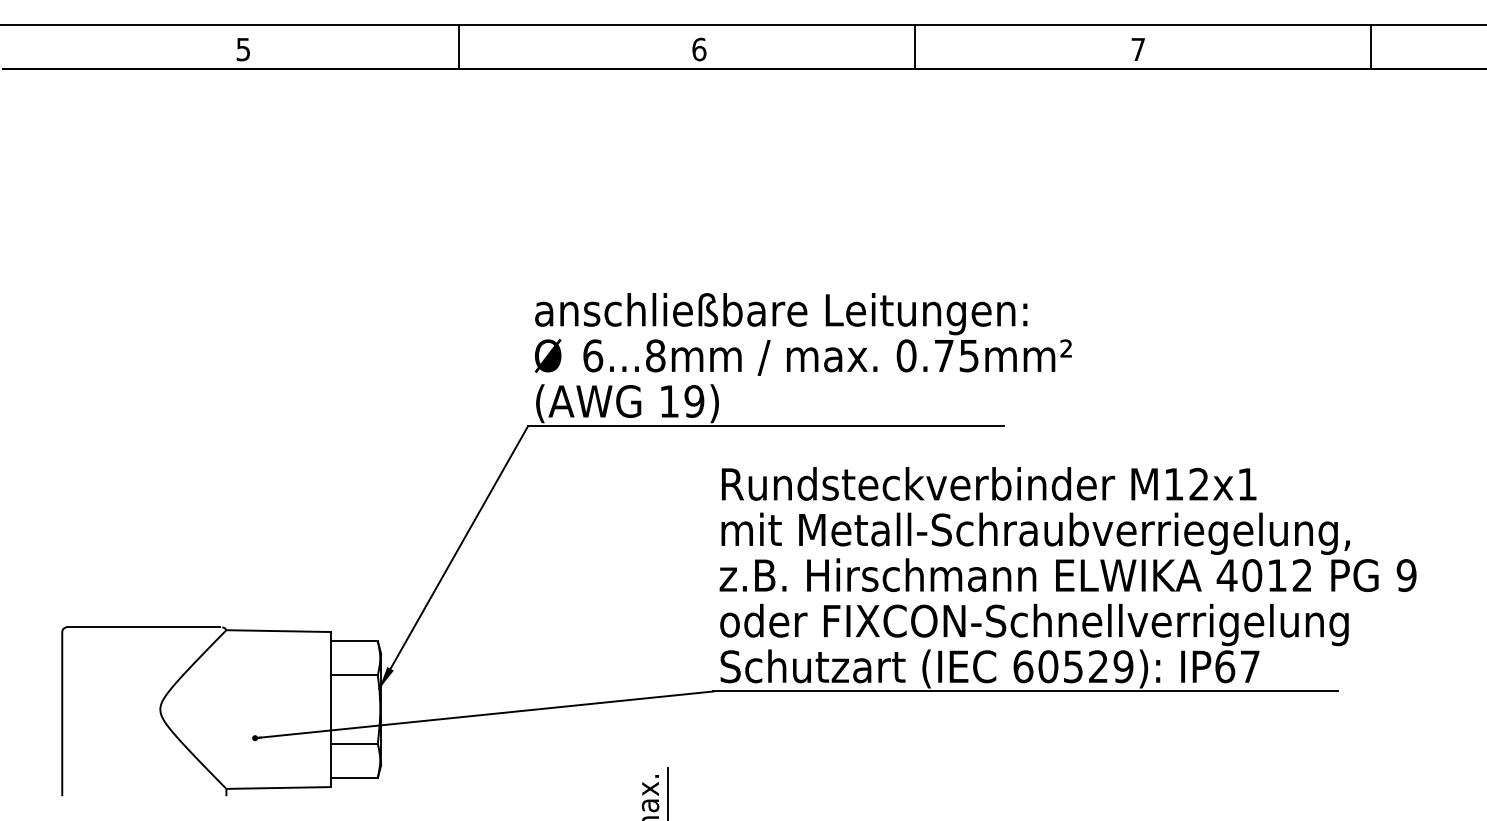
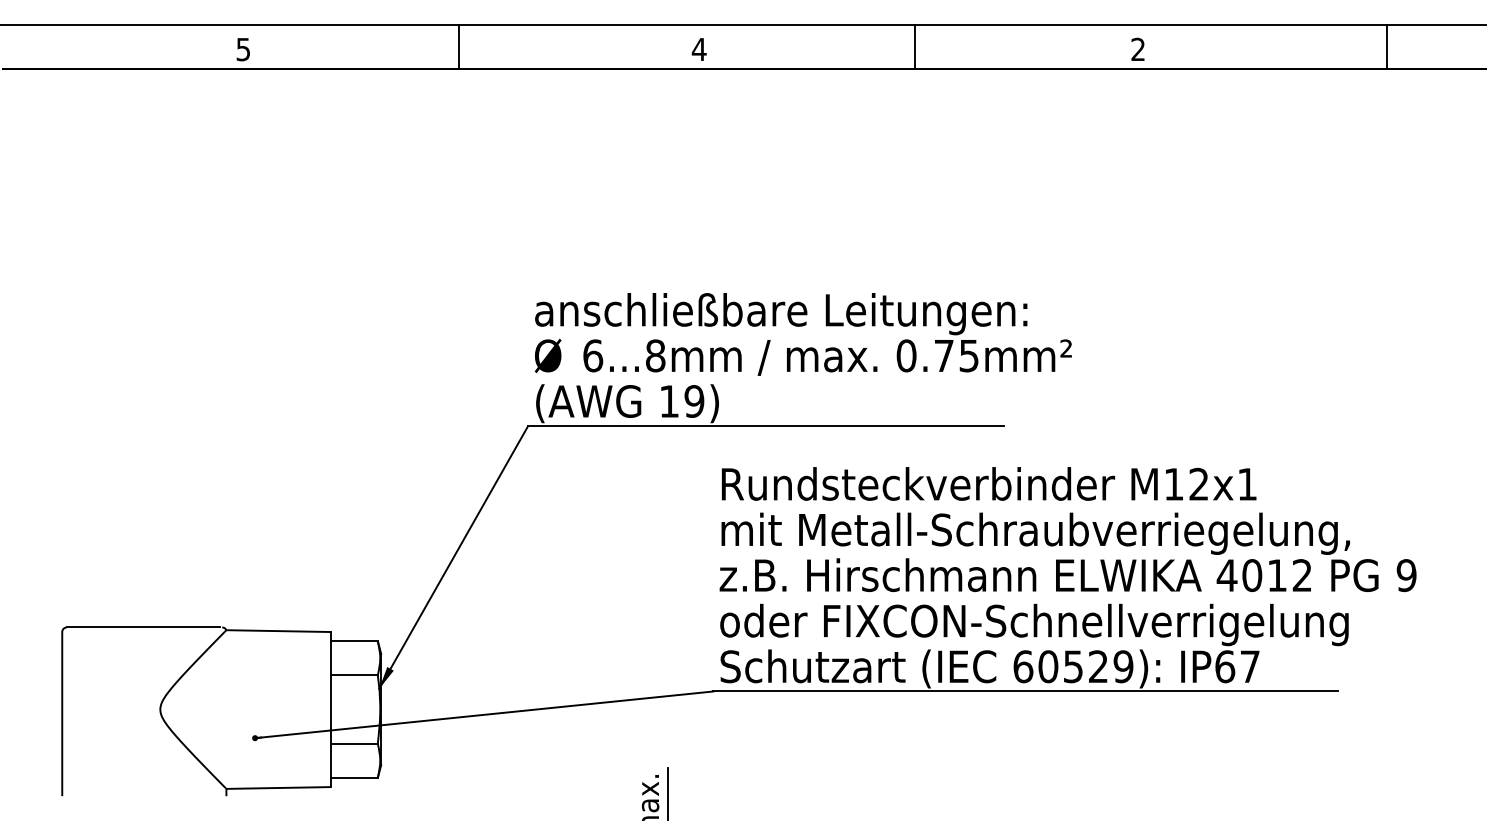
line position: (1370, 46) -> (1386, 46) (1386, 46)
text: 7 -> 2 (1137, 48)
text: 6 -> 4 (698, 49)
